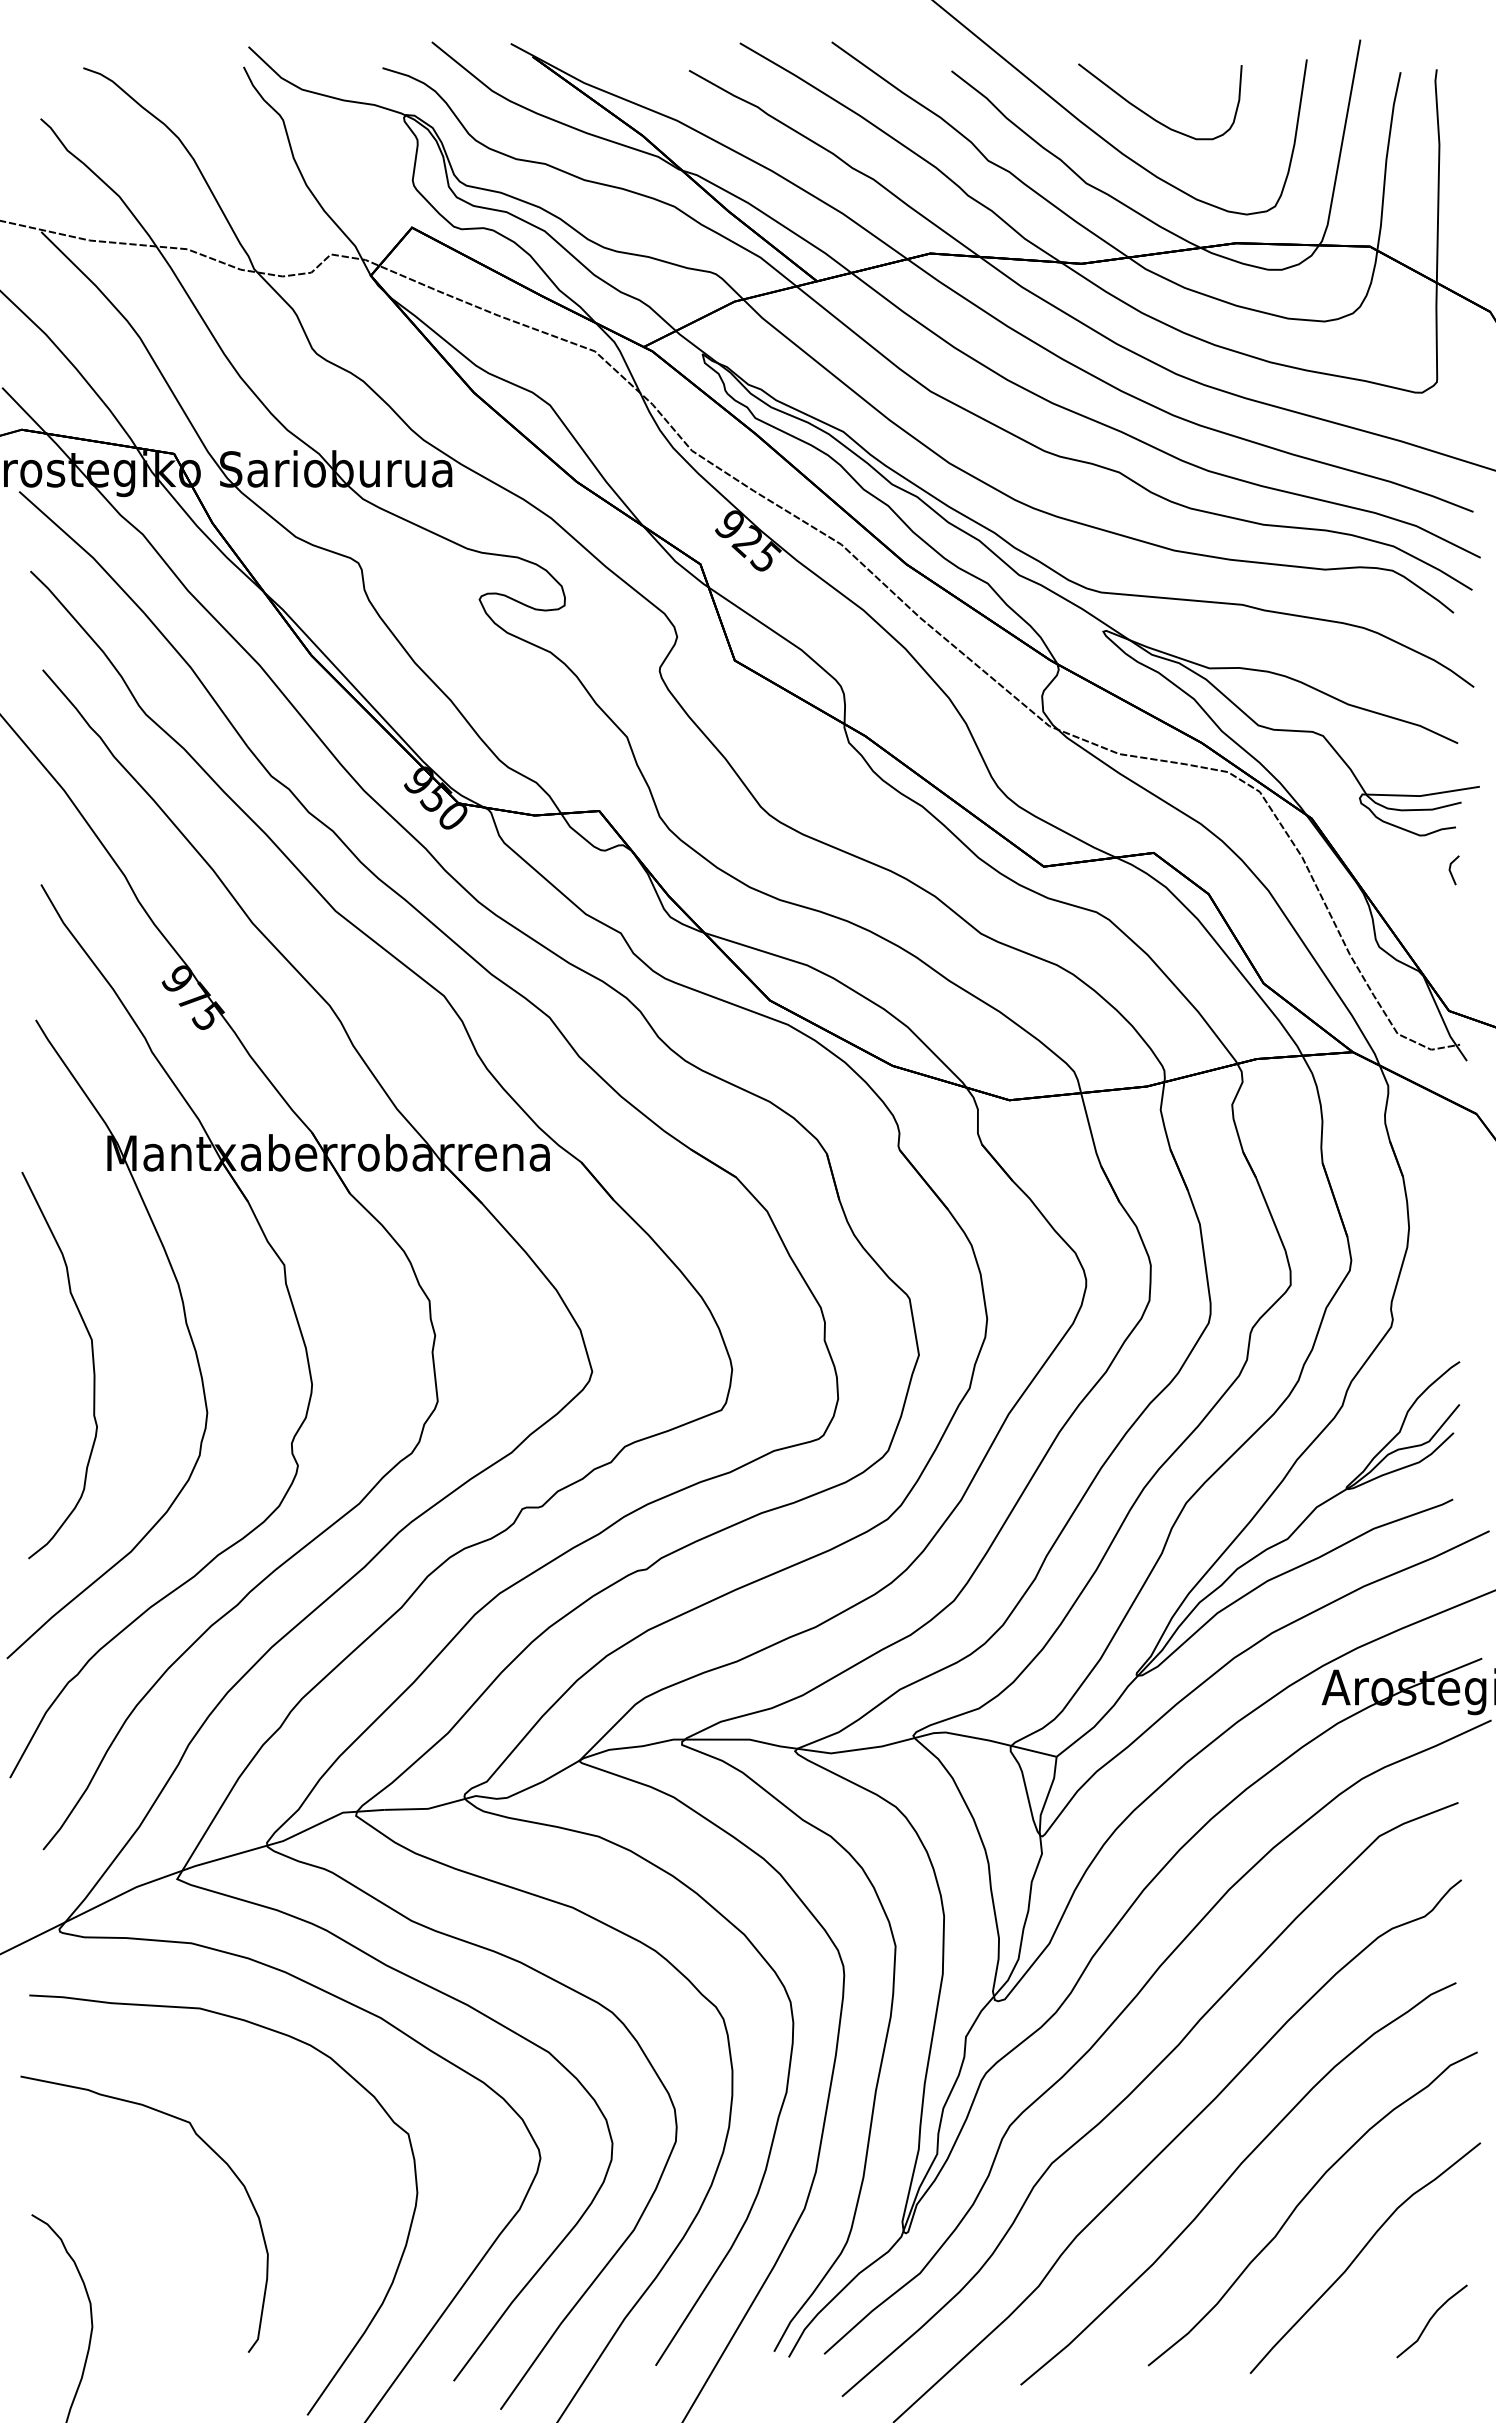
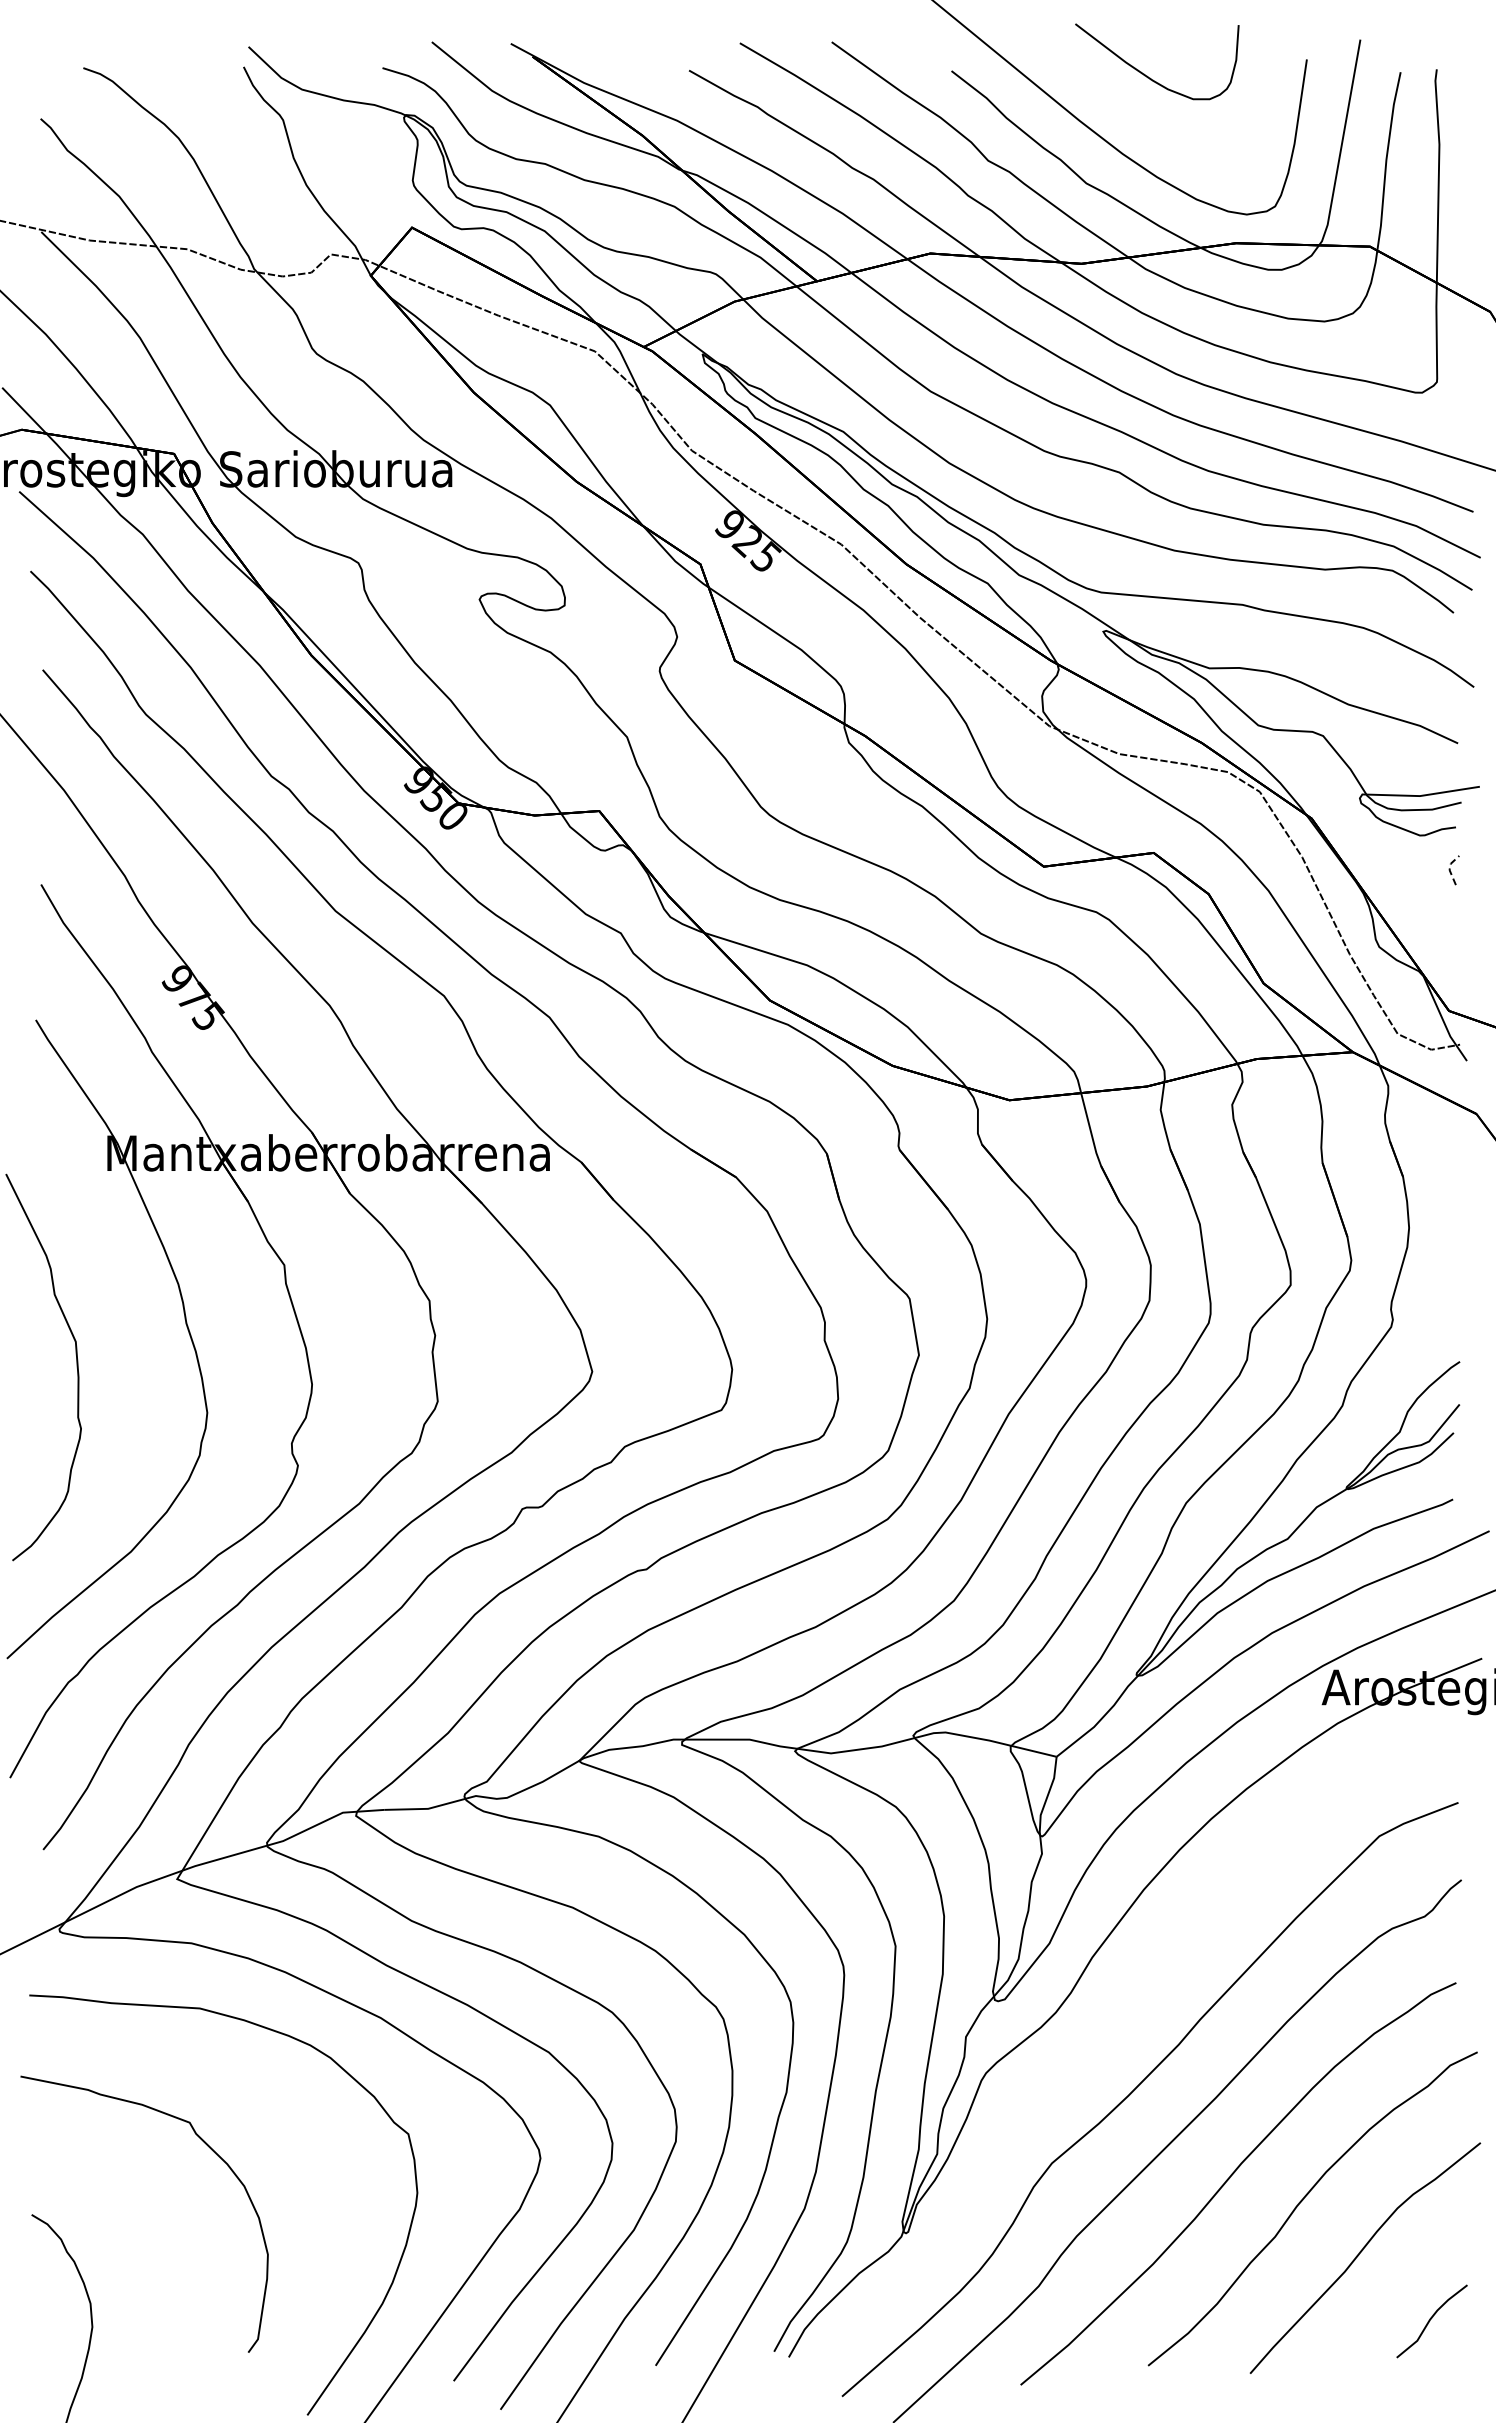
curve position: (1150, 115) -> (1147, 75) (1147, 75)
line: solid -> dashed (1449, 869)
curve position: (92, 1365) -> (76, 1367) (76, 1367)
curve: present -> none (1124, 2011)
